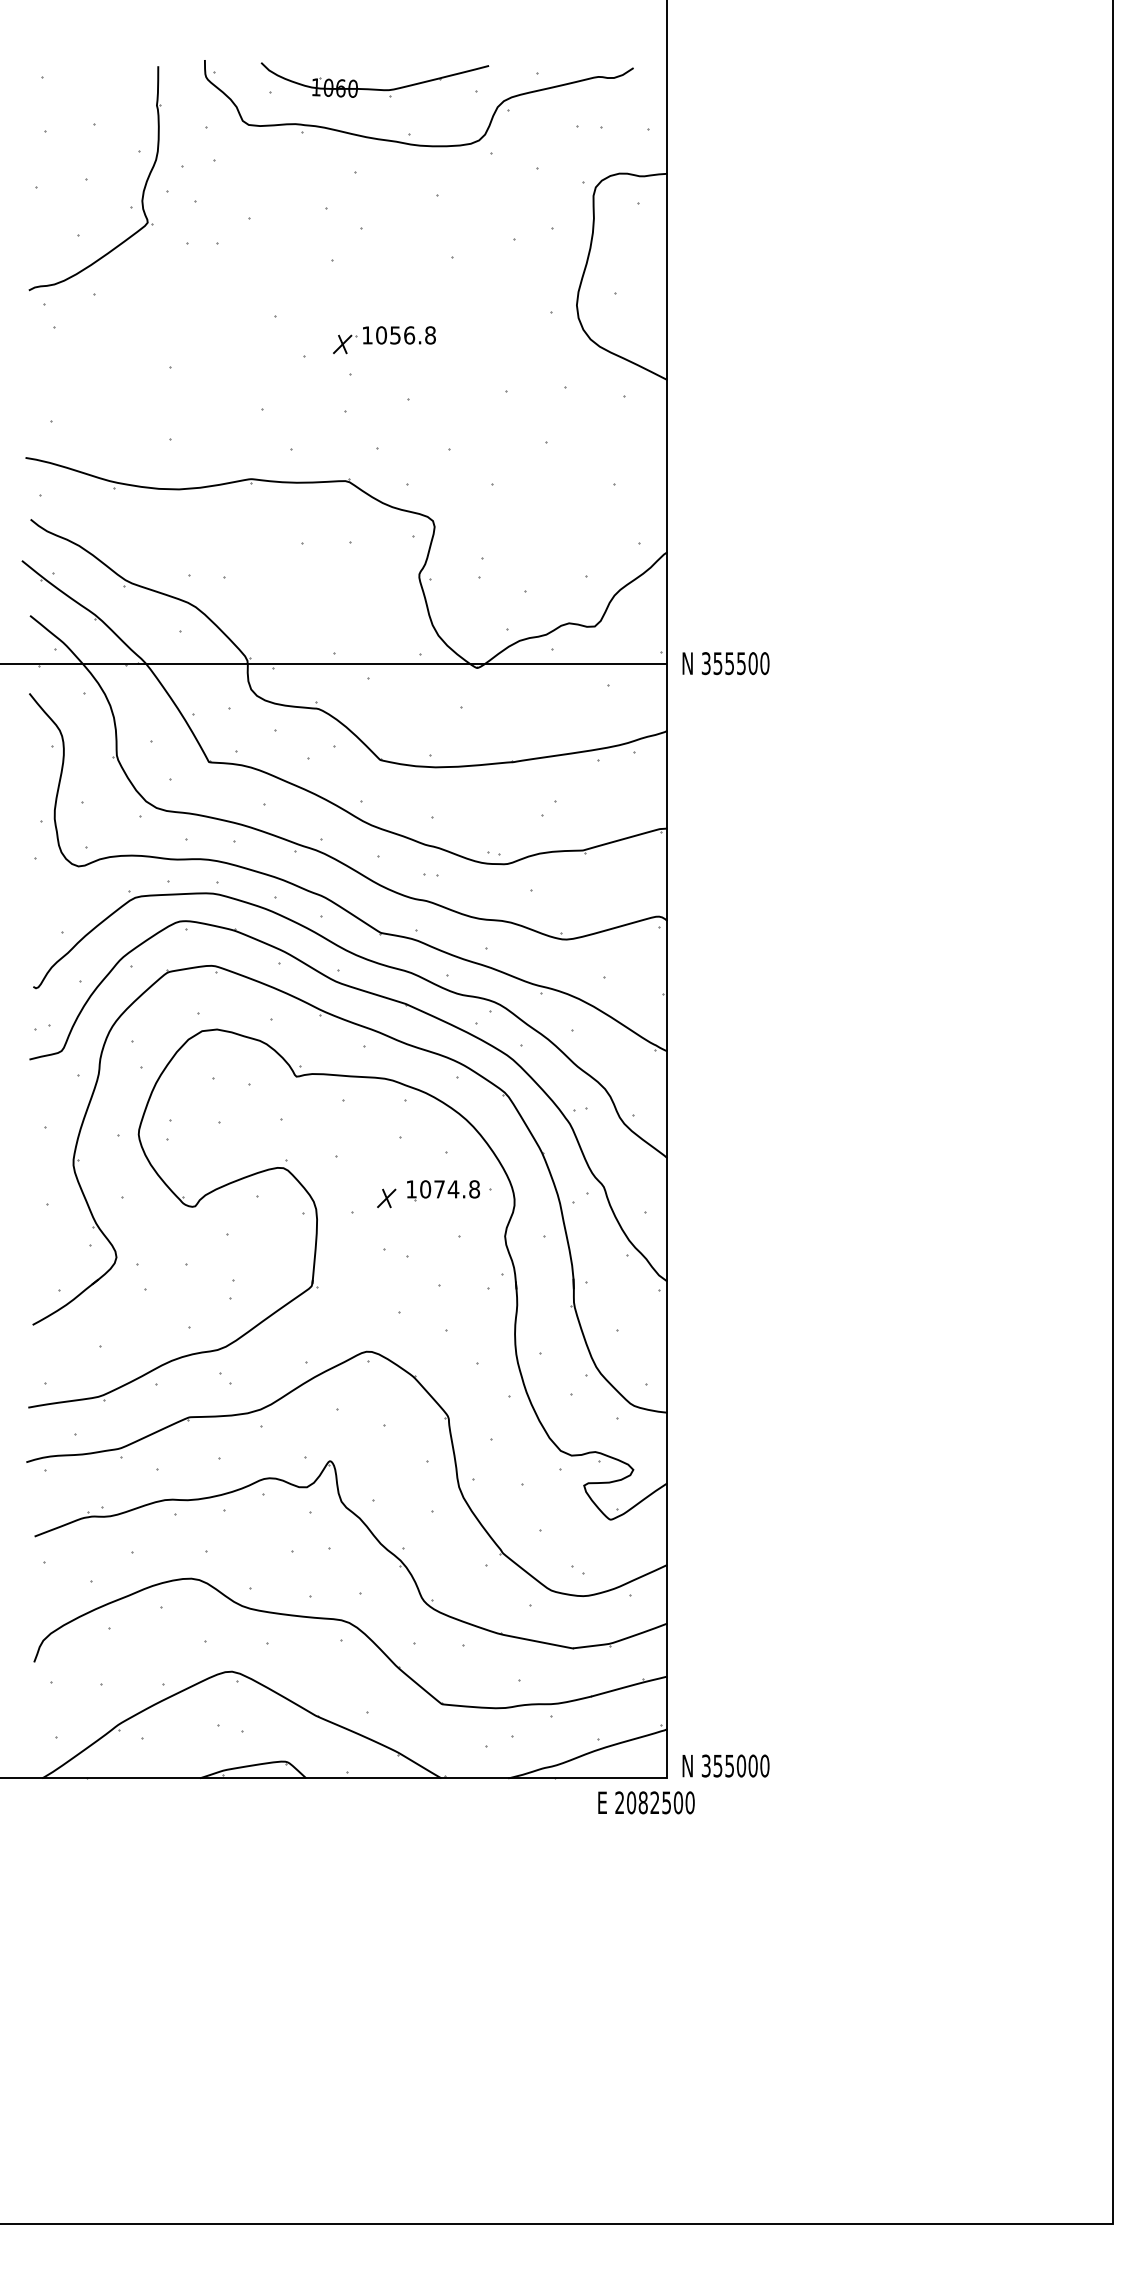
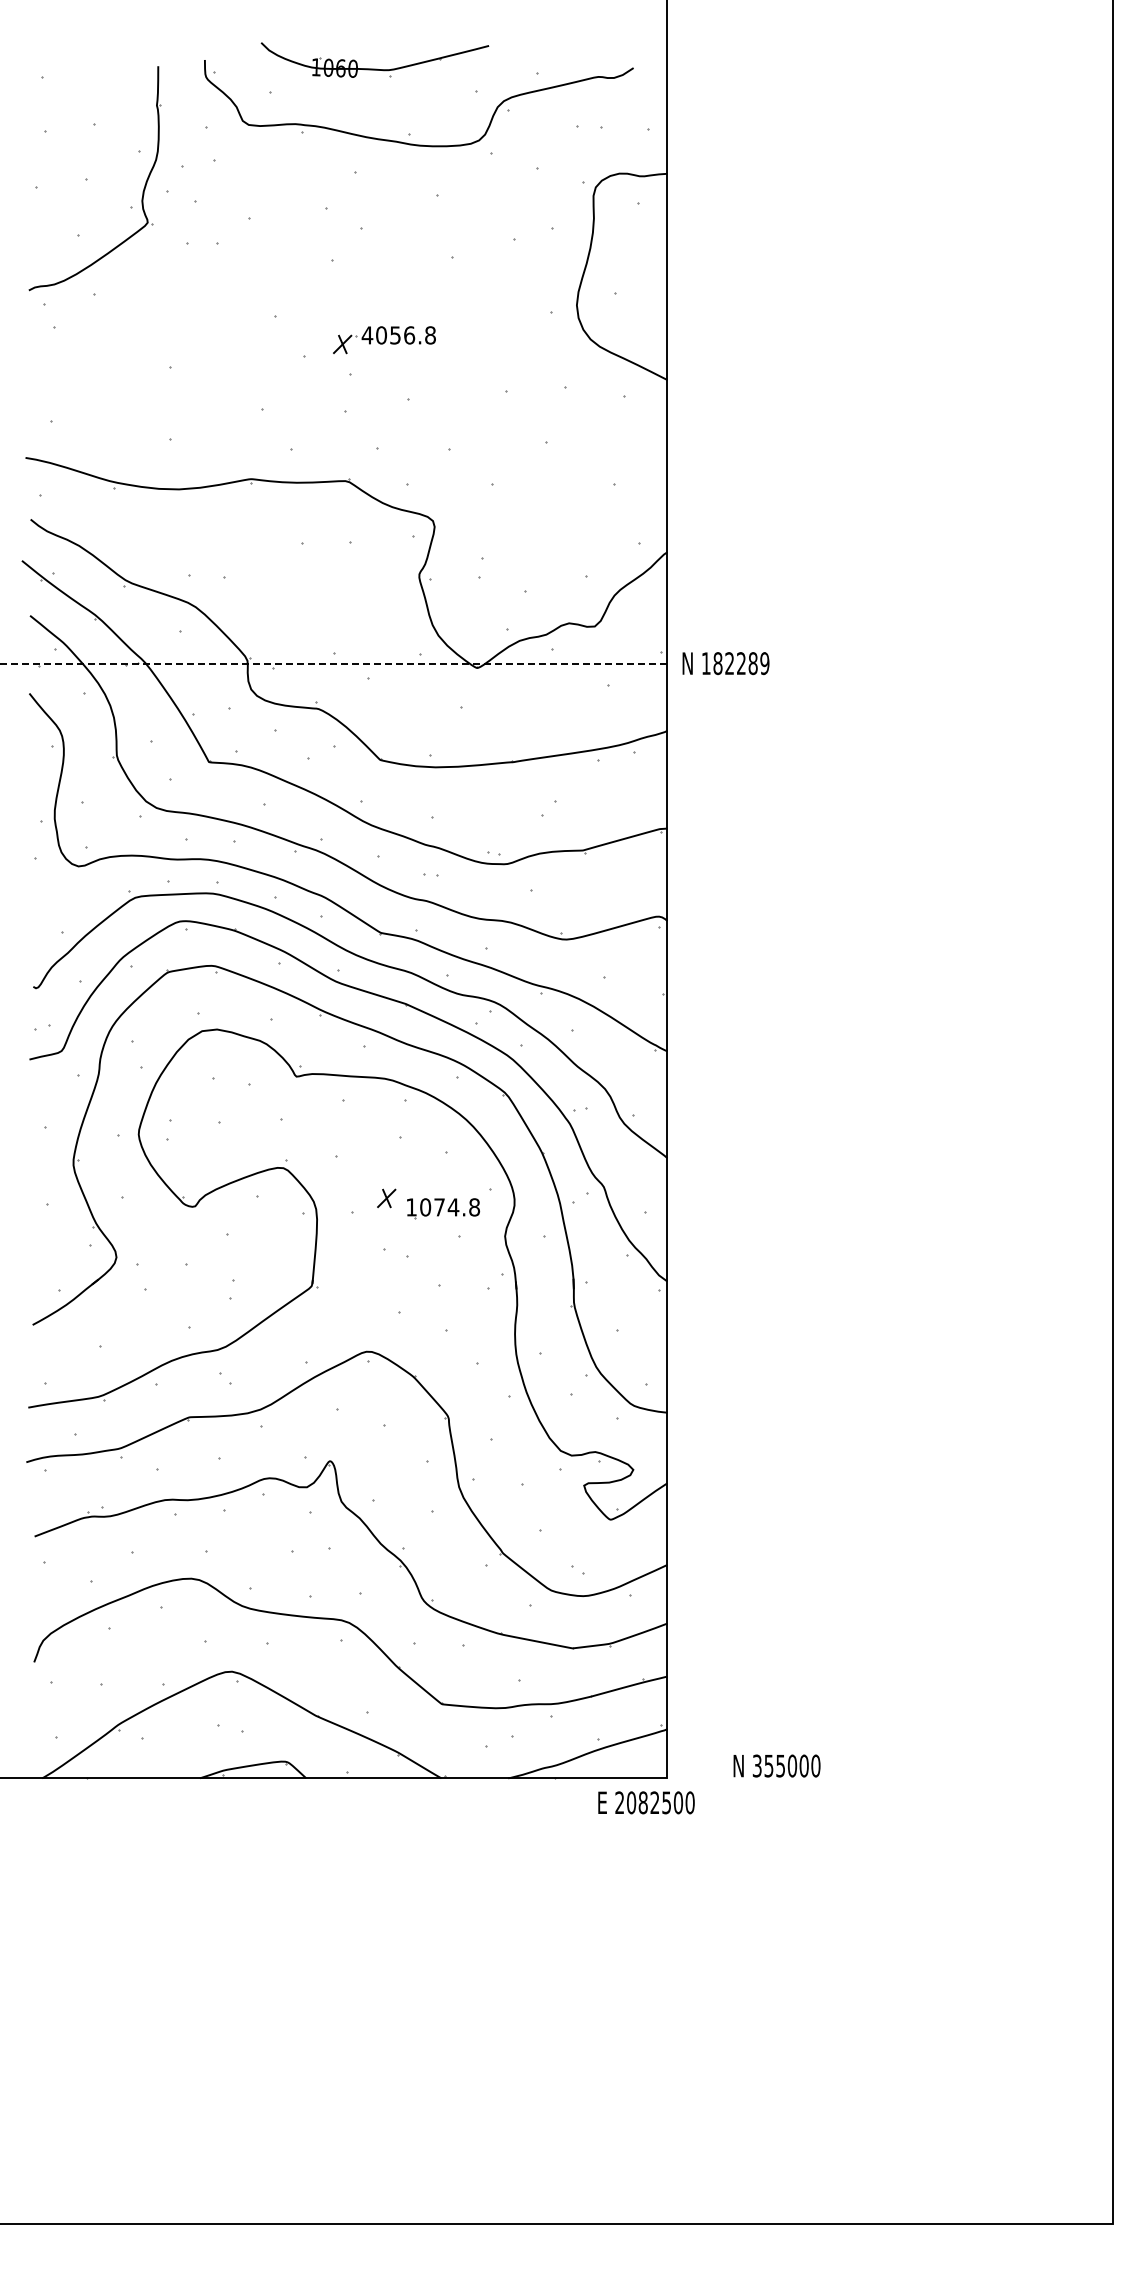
part position: (374, 88) -> (374, 68) (374, 68)
text: 1056.8 -> 4056.8 (367, 335)
line: solid -> dashed (334, 663)
text: 355500 -> 182289 (735, 663)
part position: (443, 1190) -> (443, 1208) (443, 1208)
text position: (725, 1765) -> (776, 1765) (776, 1765)
